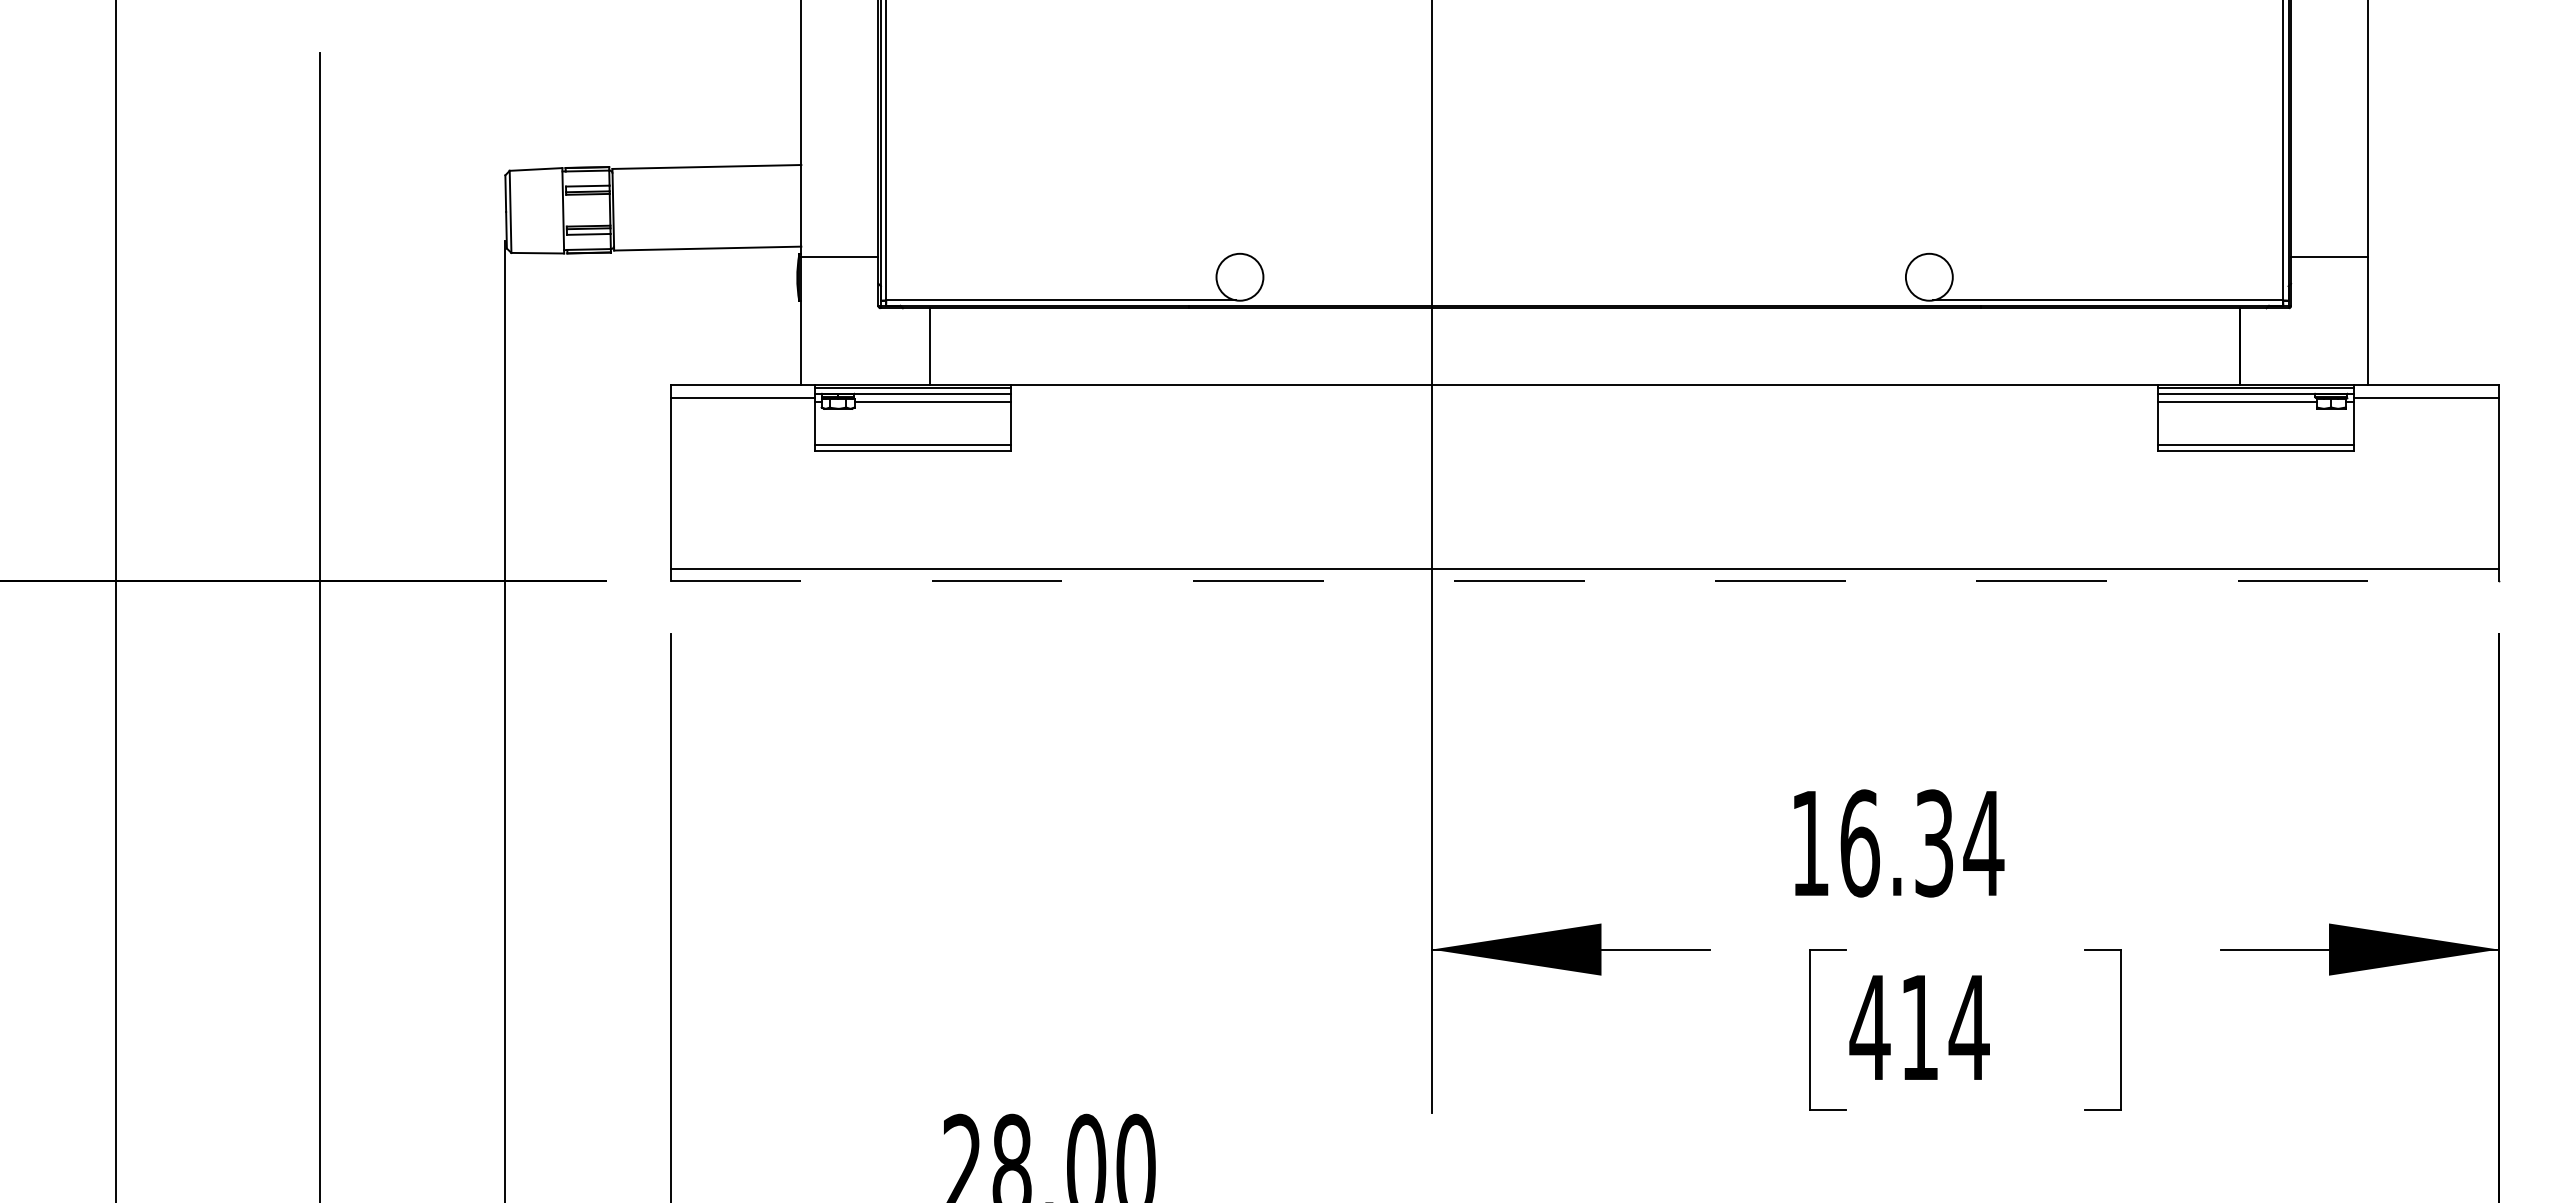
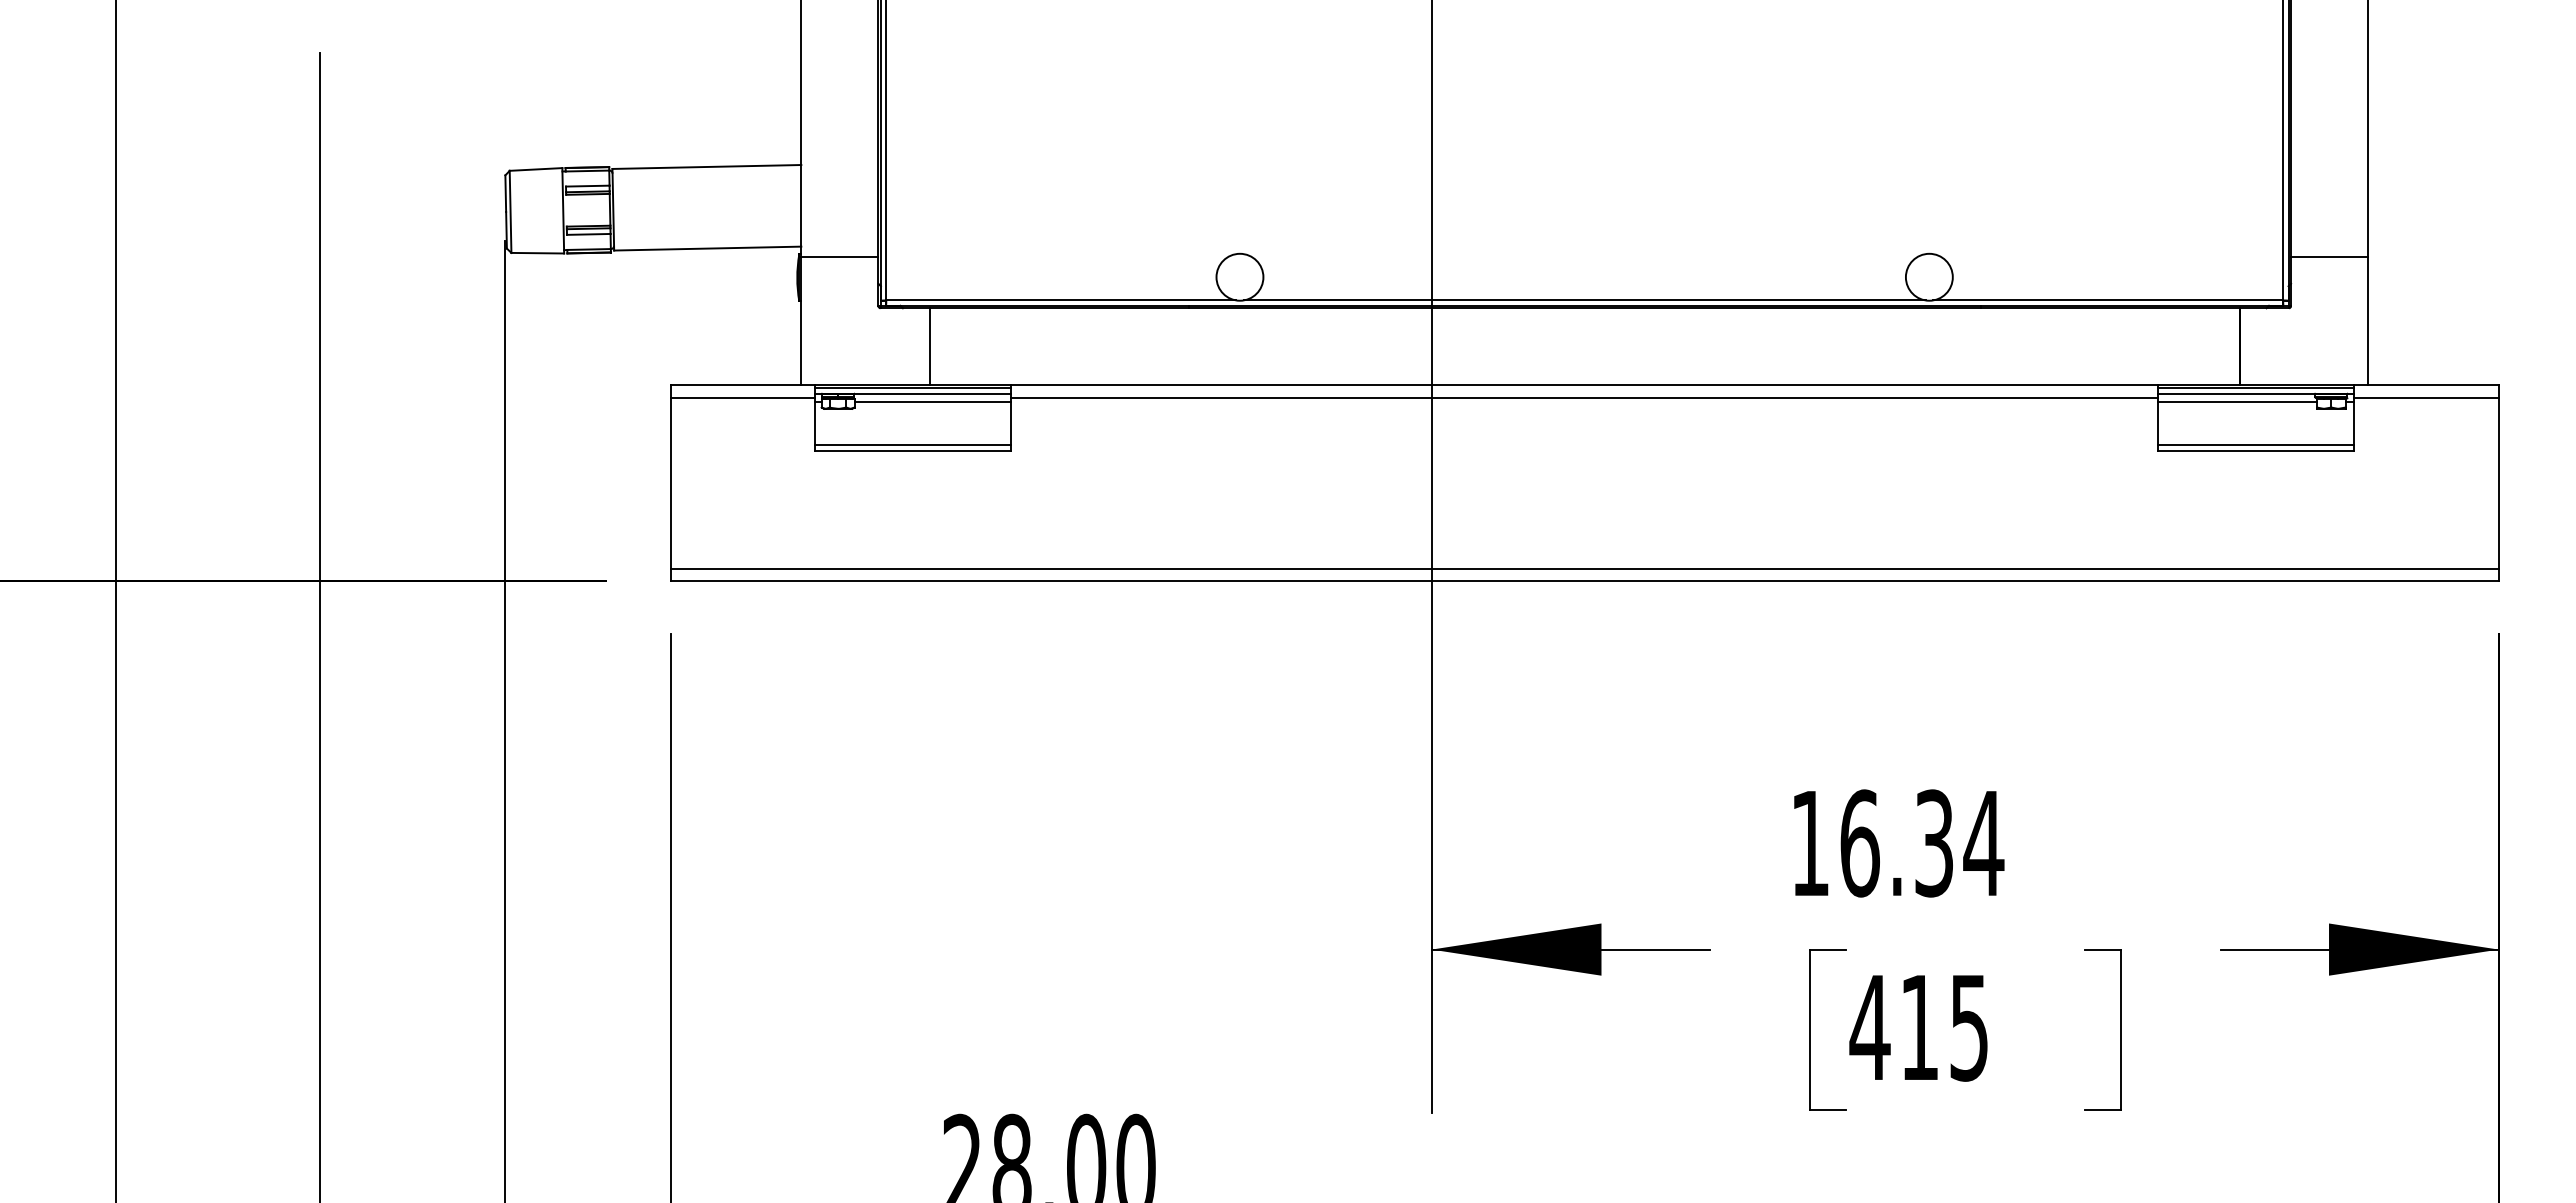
line: none -> present (1584, 300)
line: none -> present (1584, 397)
line: dashed -> solid (1584, 581)
text: 414 -> 415 (1968, 1028)
